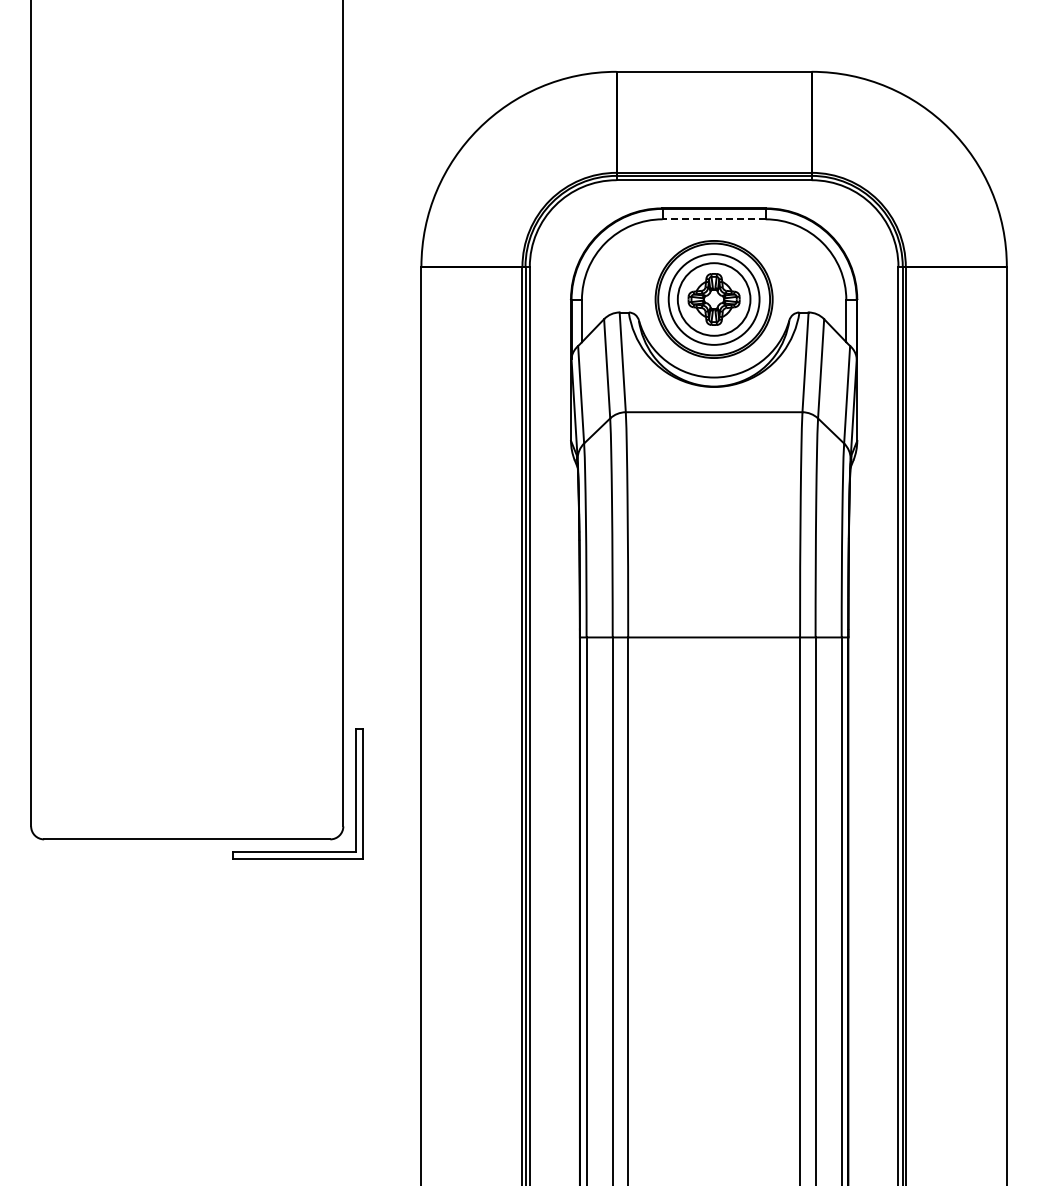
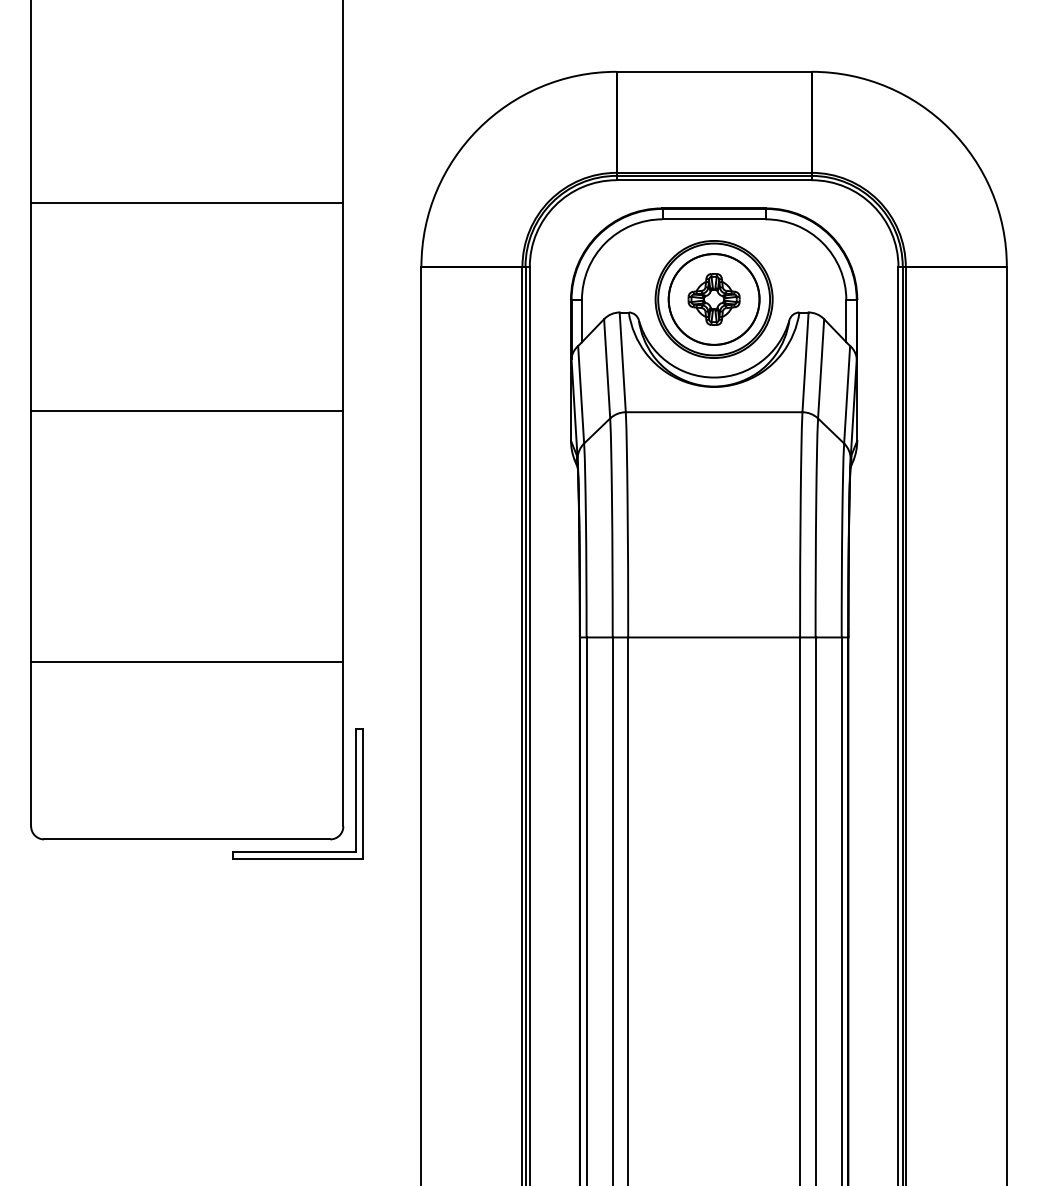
line: none -> present (187, 203)
line: dashed -> solid (714, 219)
circle diameter: 73 px -> 91 px (713, 299)
line: none -> present (187, 411)
line: none -> present (187, 661)
